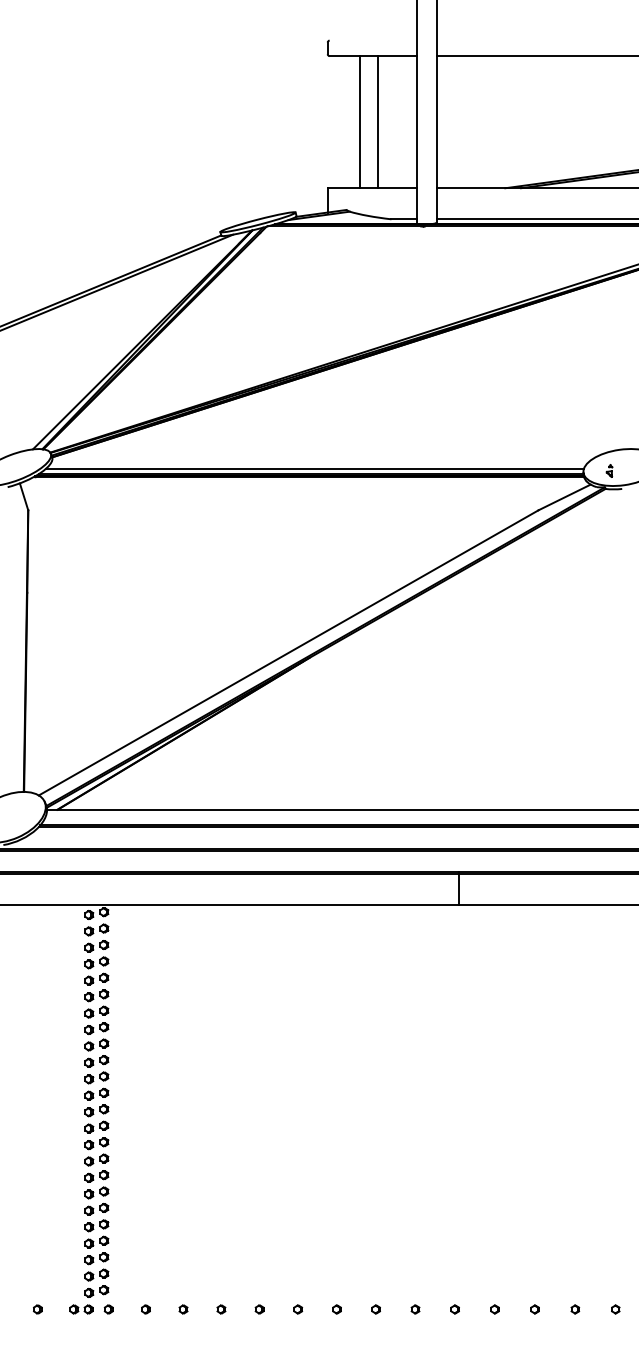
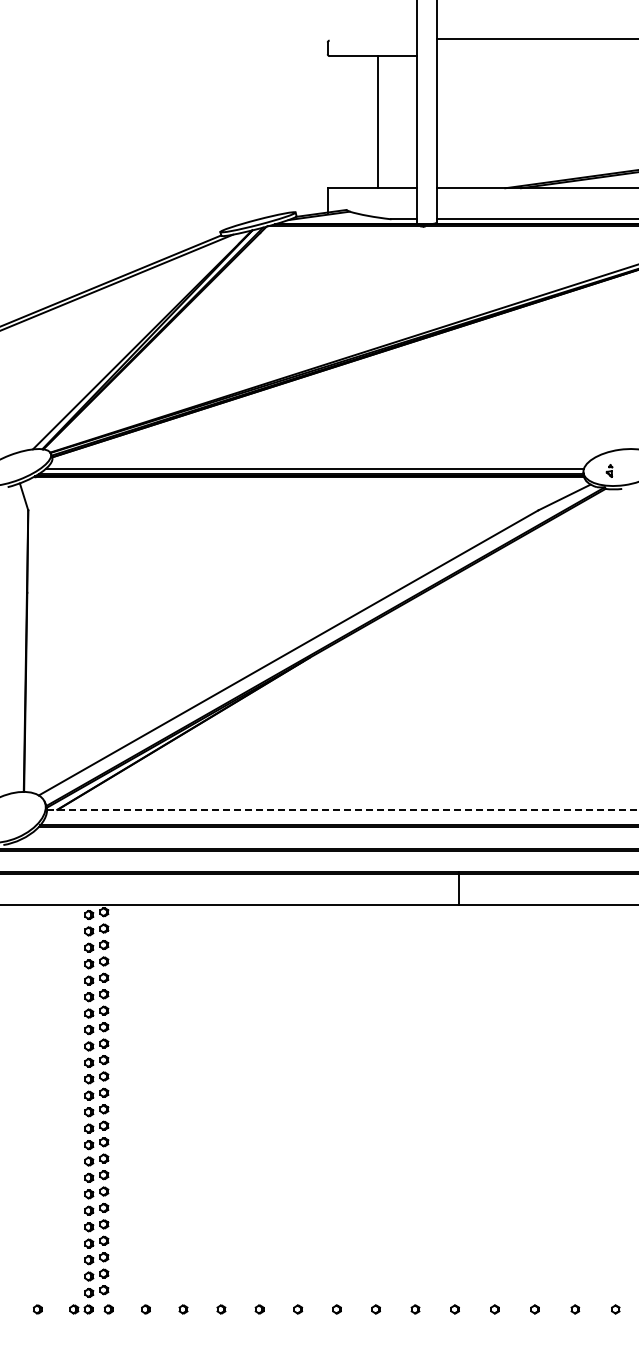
line position: (535, 56) -> (535, 39) (535, 39)
line: present -> none (360, 122)
line: solid -> dashed (342, 809)
